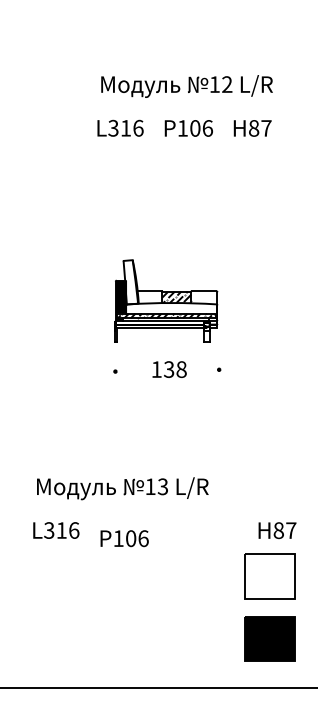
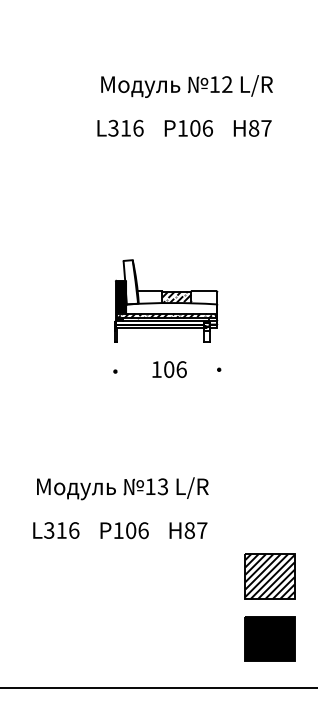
text: 138 -> 106 (175, 369)
text position: (277, 530) -> (188, 530) (188, 530)
text position: (124, 538) -> (124, 530) (124, 530)
hatch: none -> present (269, 576)
